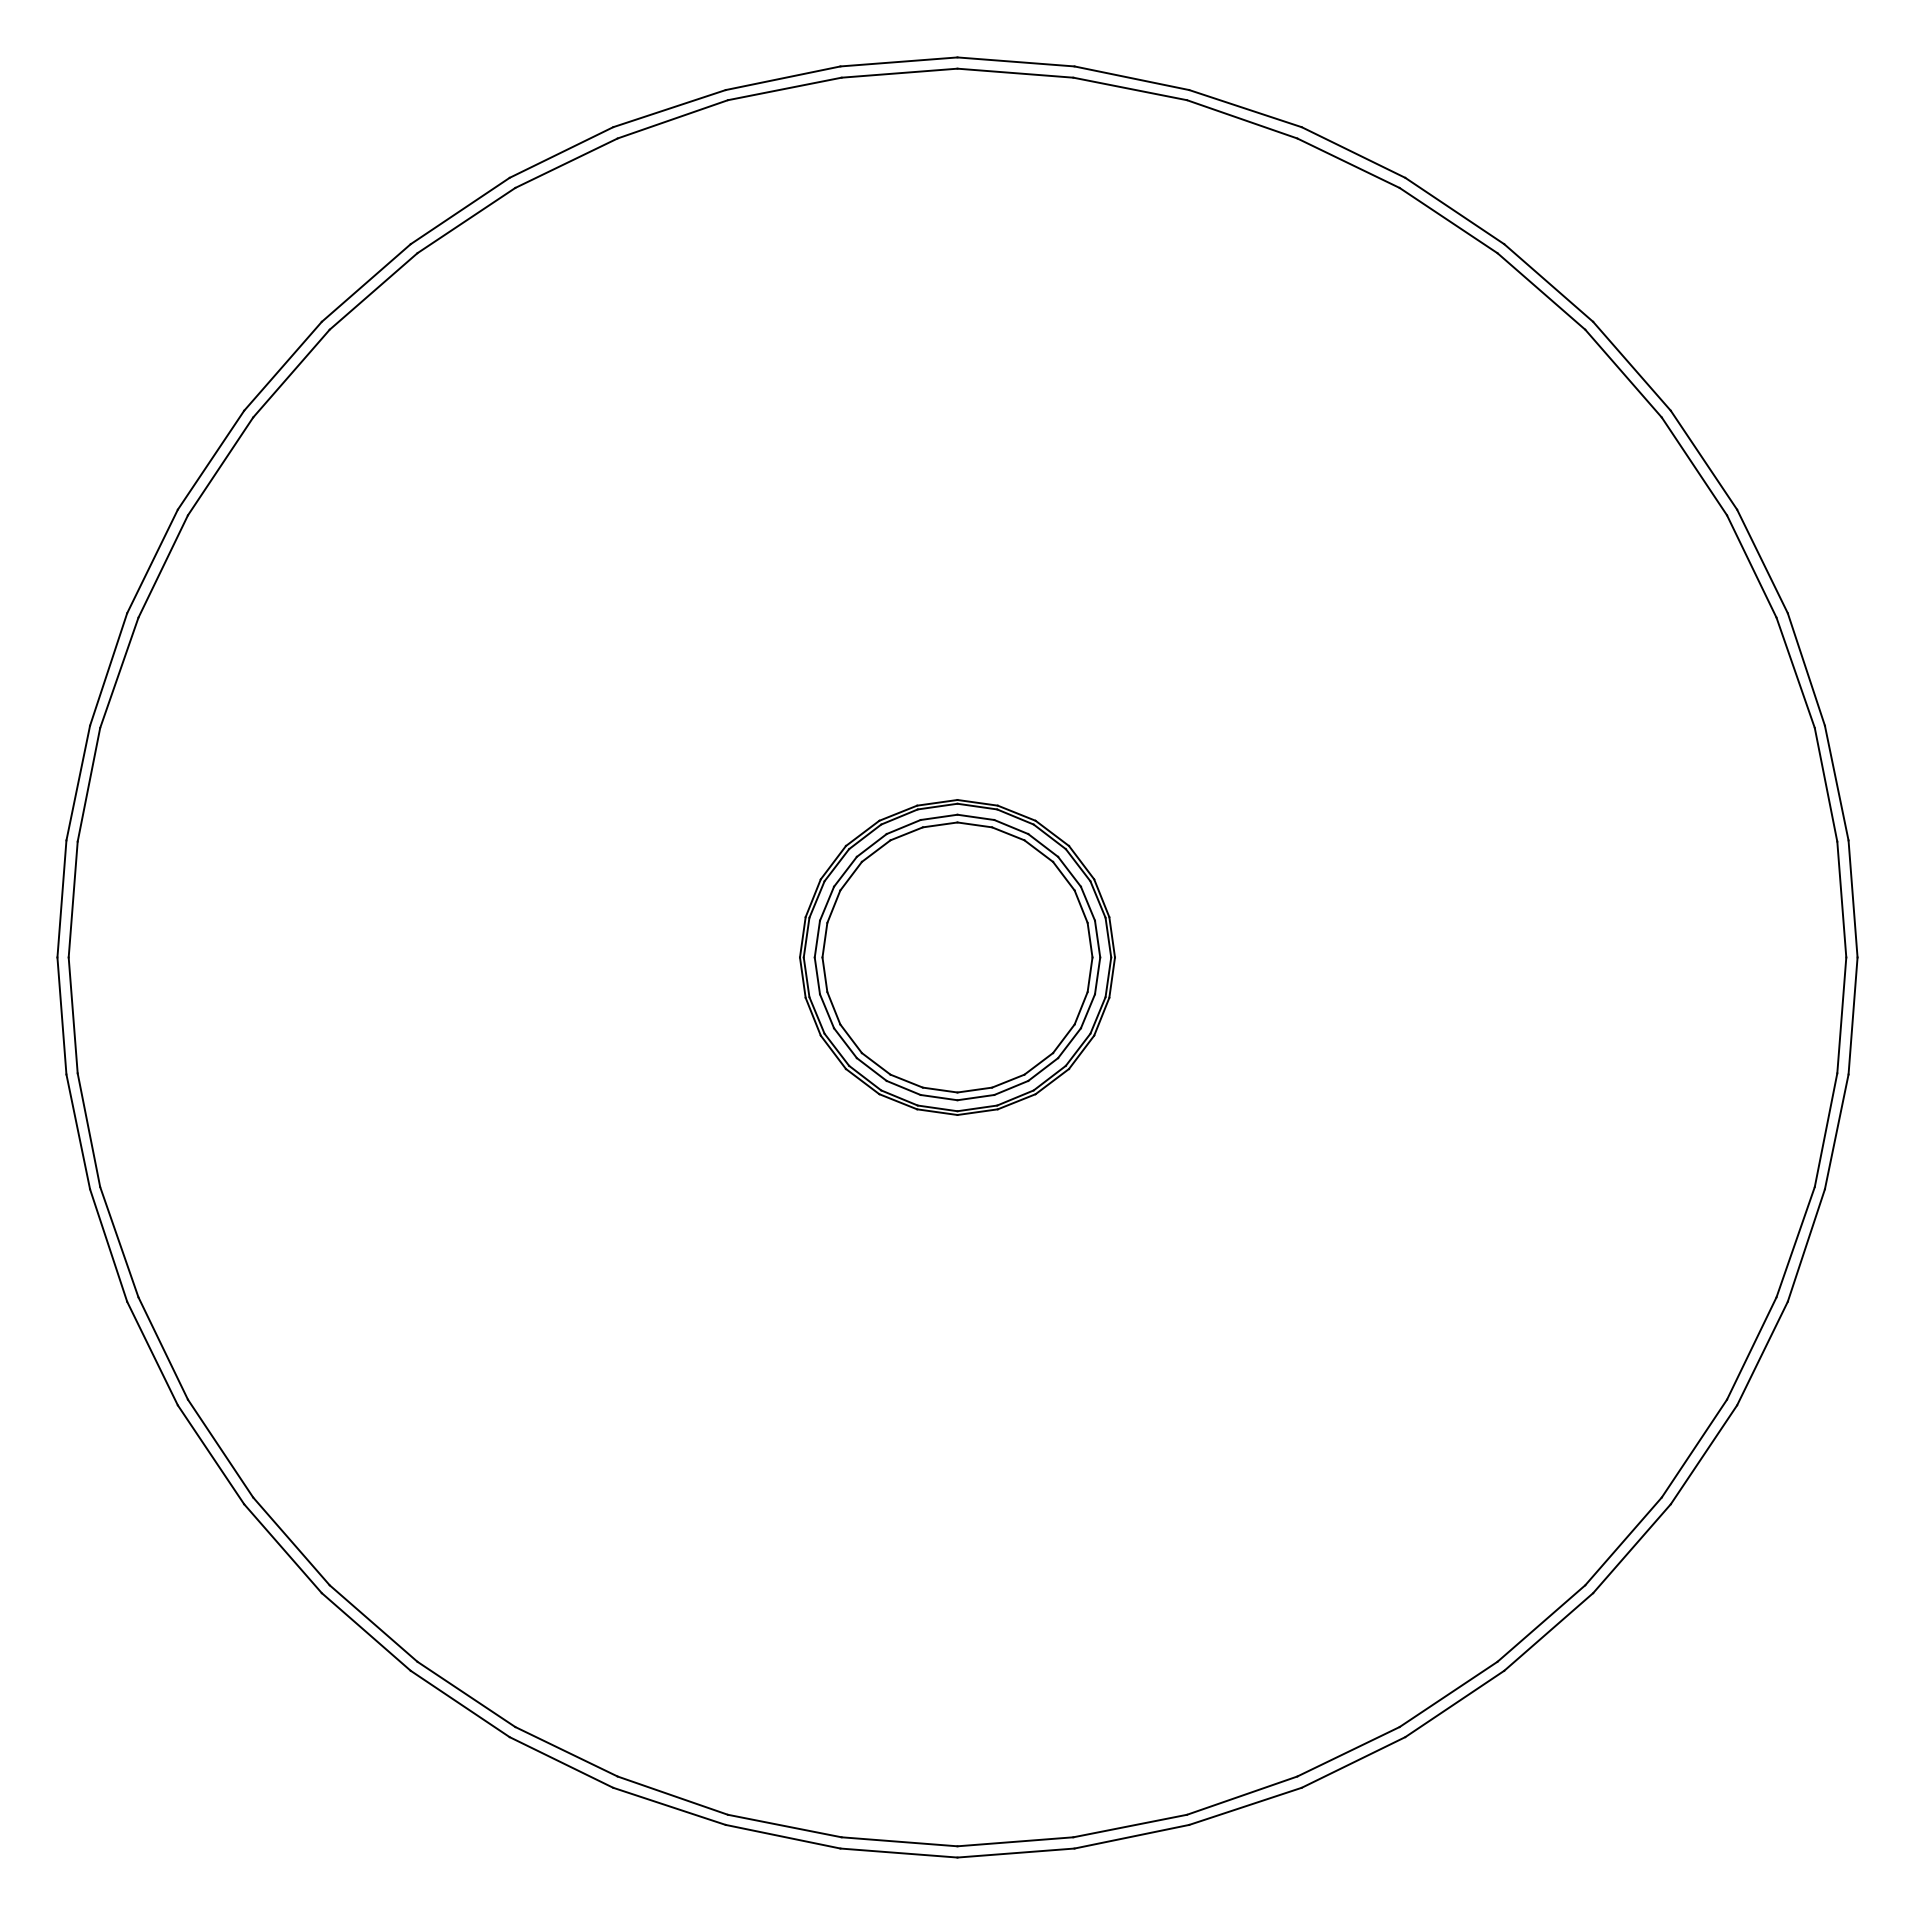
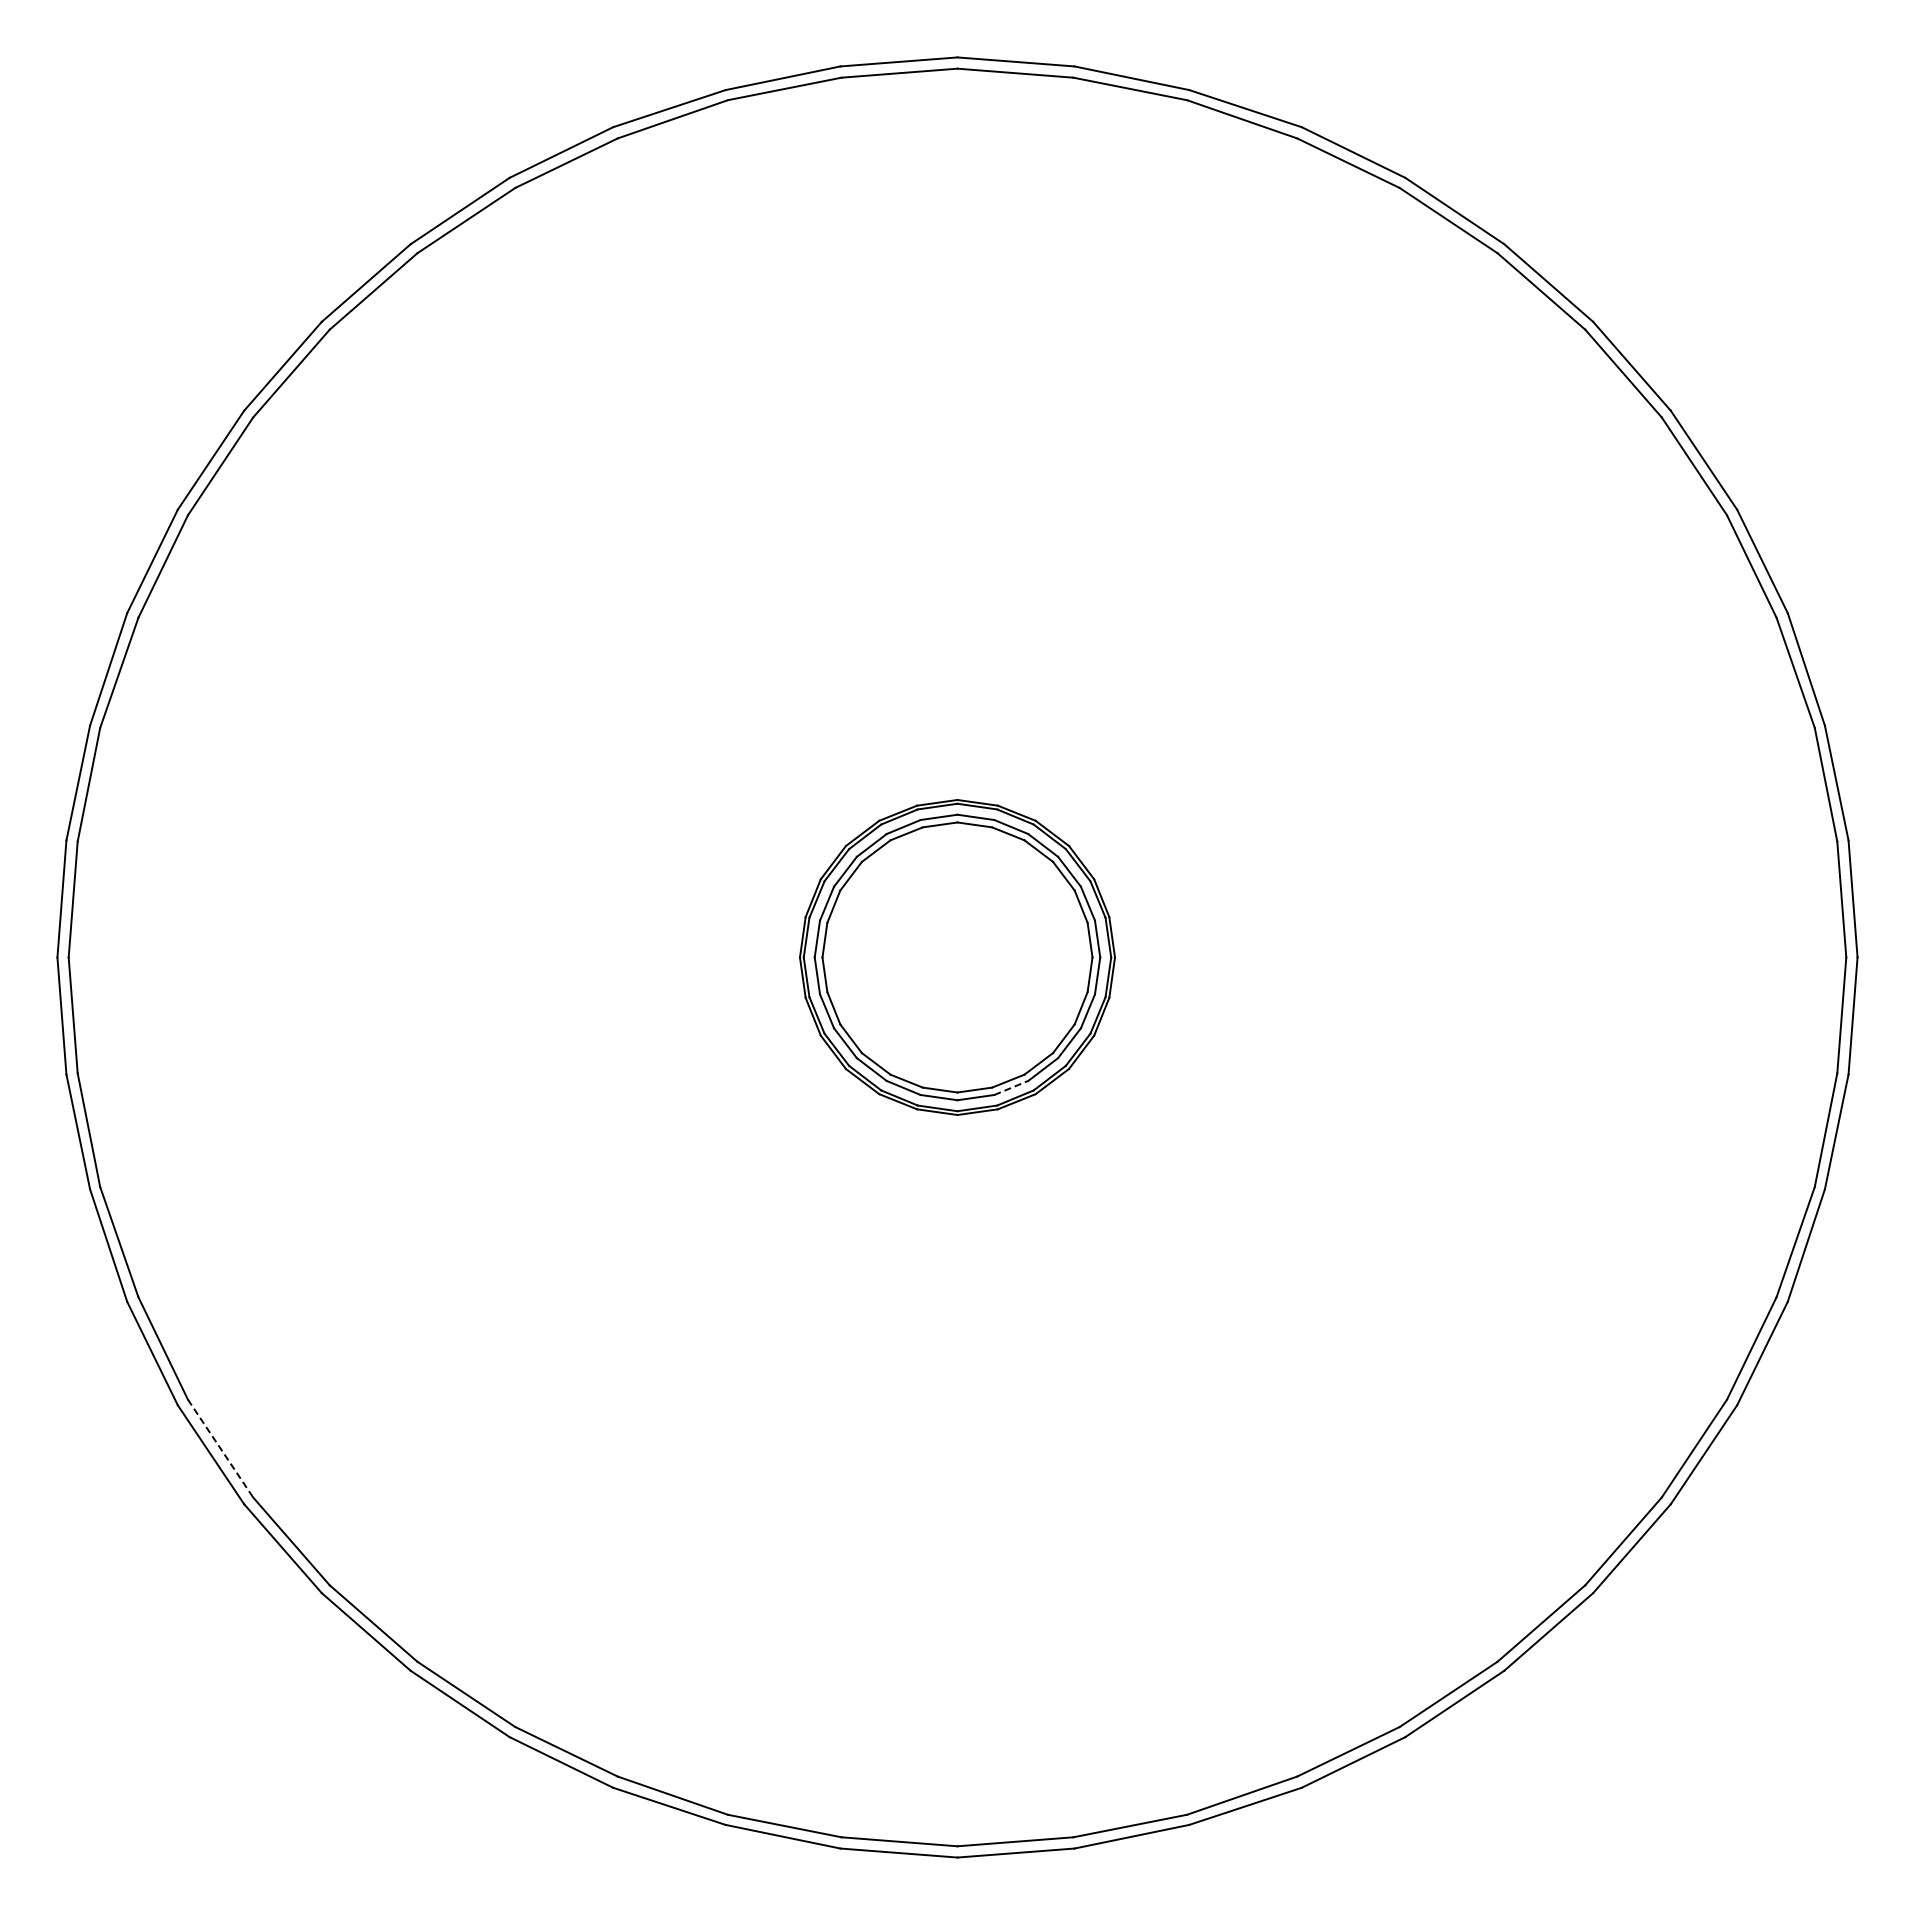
line: solid -> dashed (1011, 1087)
line: solid -> dashed (220, 1448)
